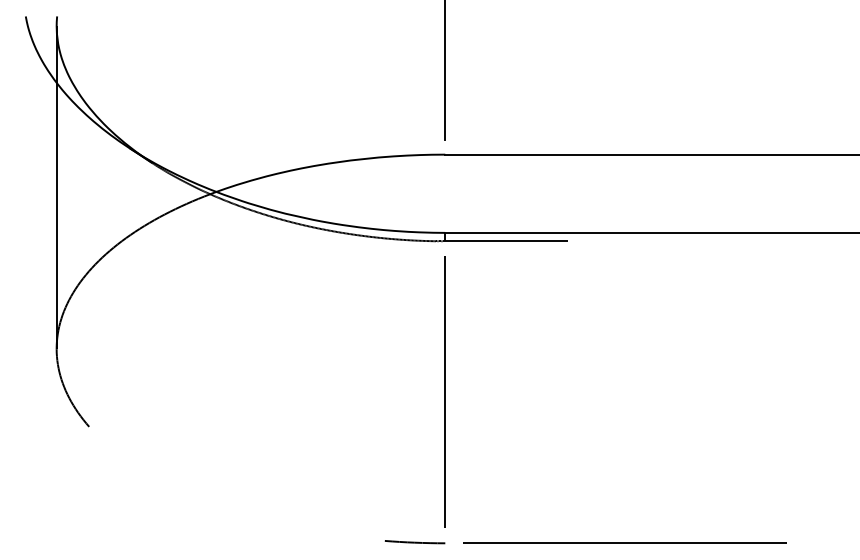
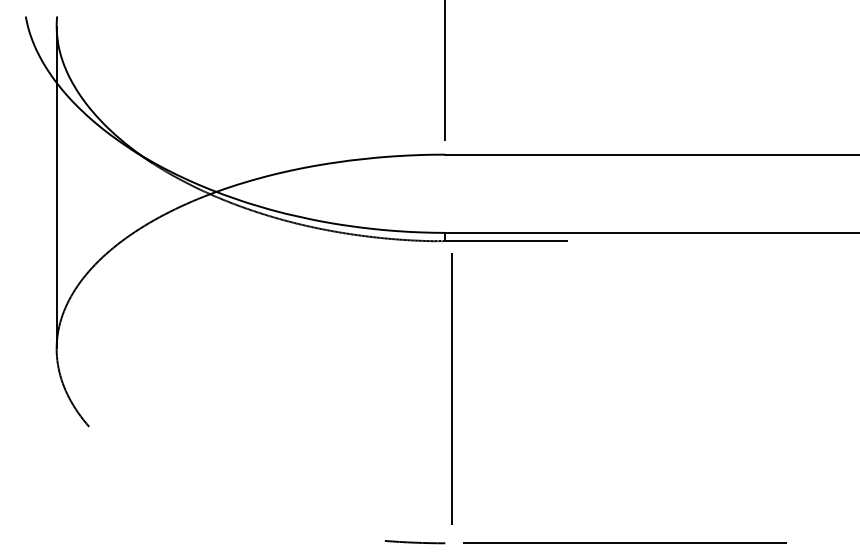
line position: (444, 391) -> (451, 388) (451, 388)
